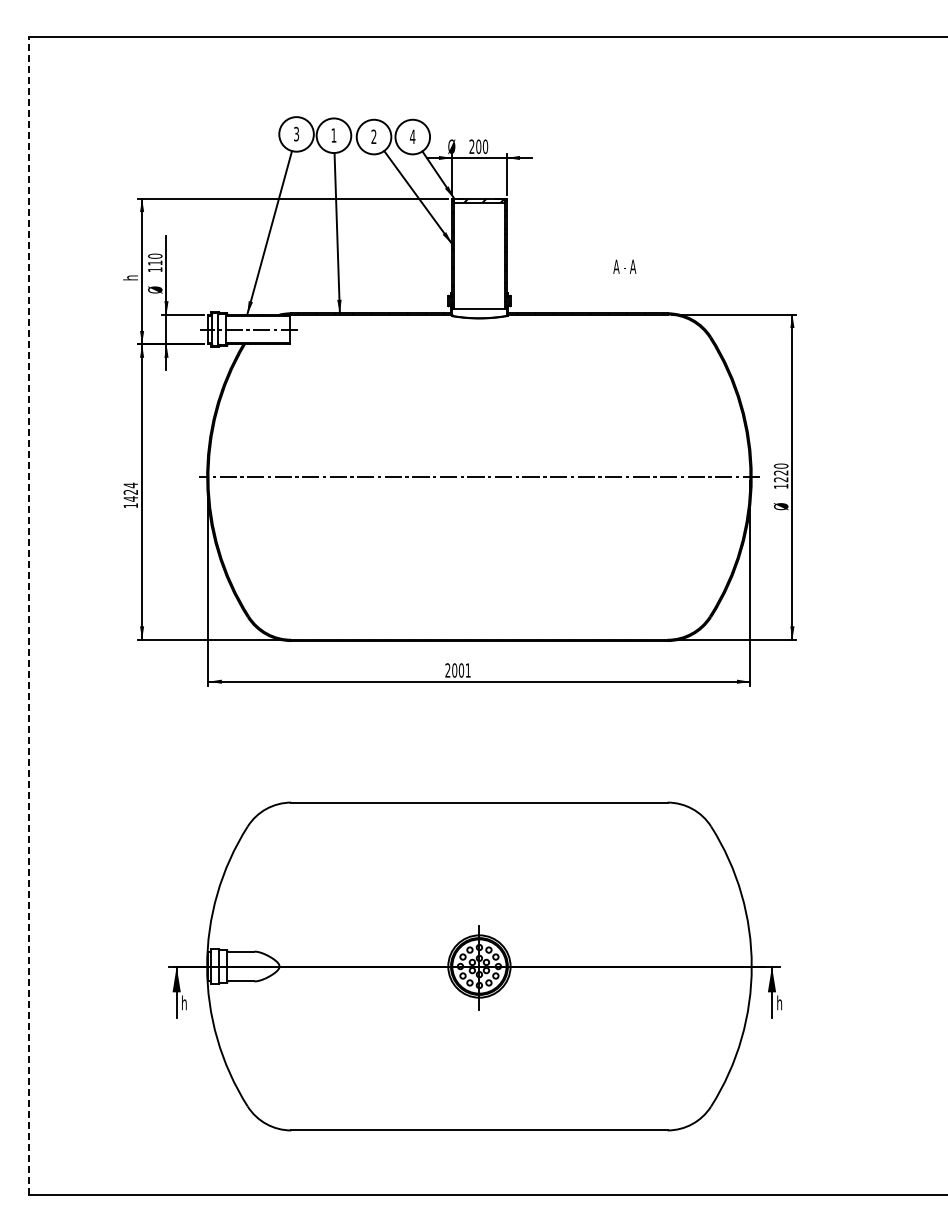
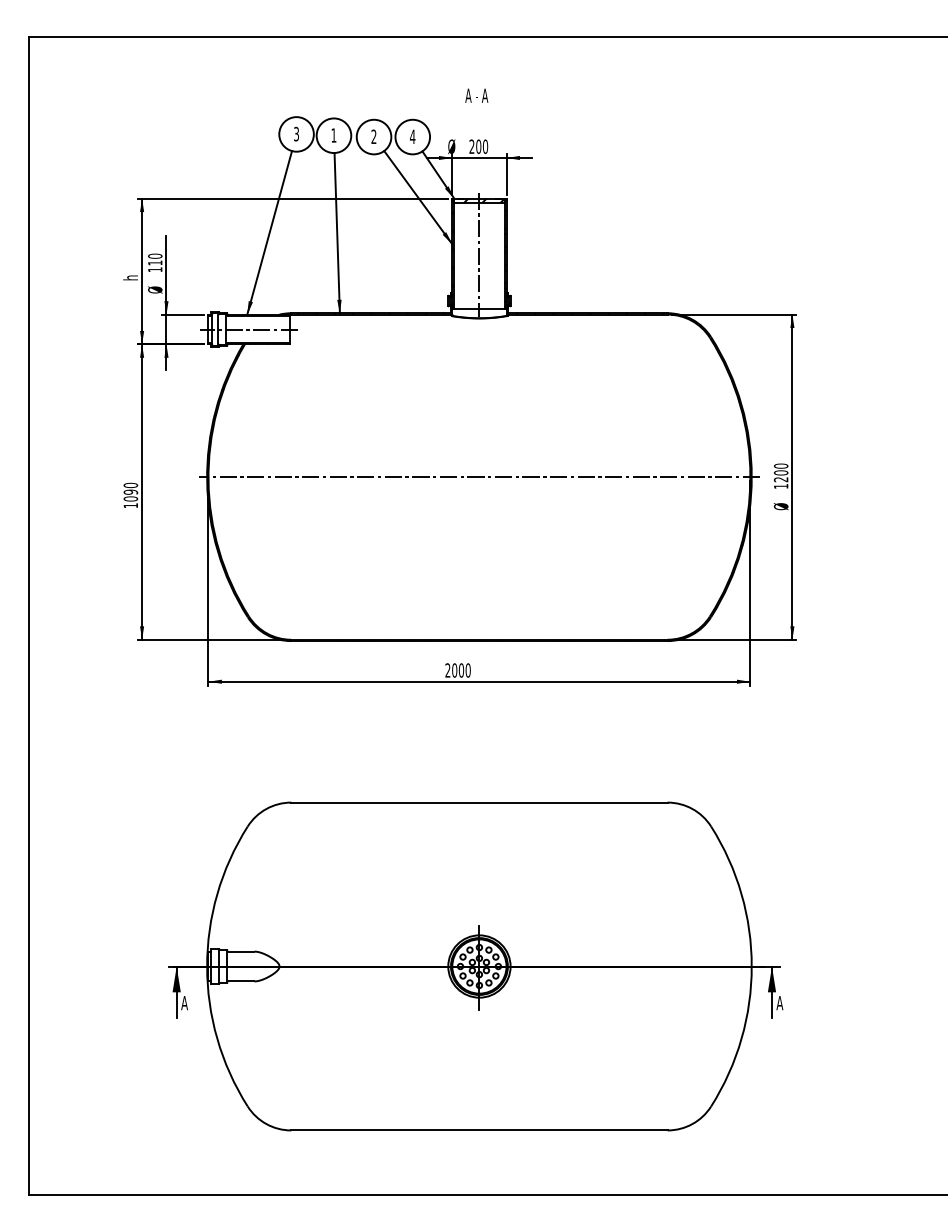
line: none -> present (479, 254)
text position: (624, 266) -> (476, 95) (476, 95)
text: 1220 -> 1200 (781, 472)
text: 1424 -> 1090 (130, 491)
line: dashed -> solid (28, 615)
text: 2001 -> 2000 (467, 670)
text: h -> A (184, 1002)
text: h -> A (779, 1002)
